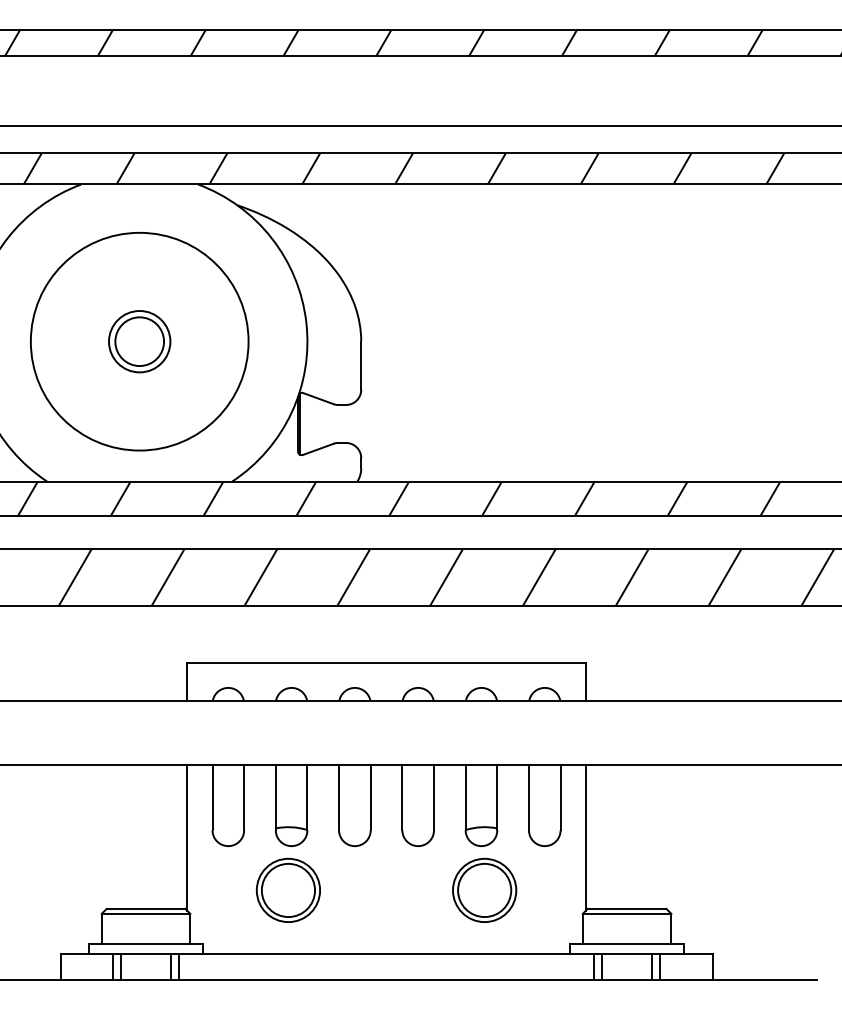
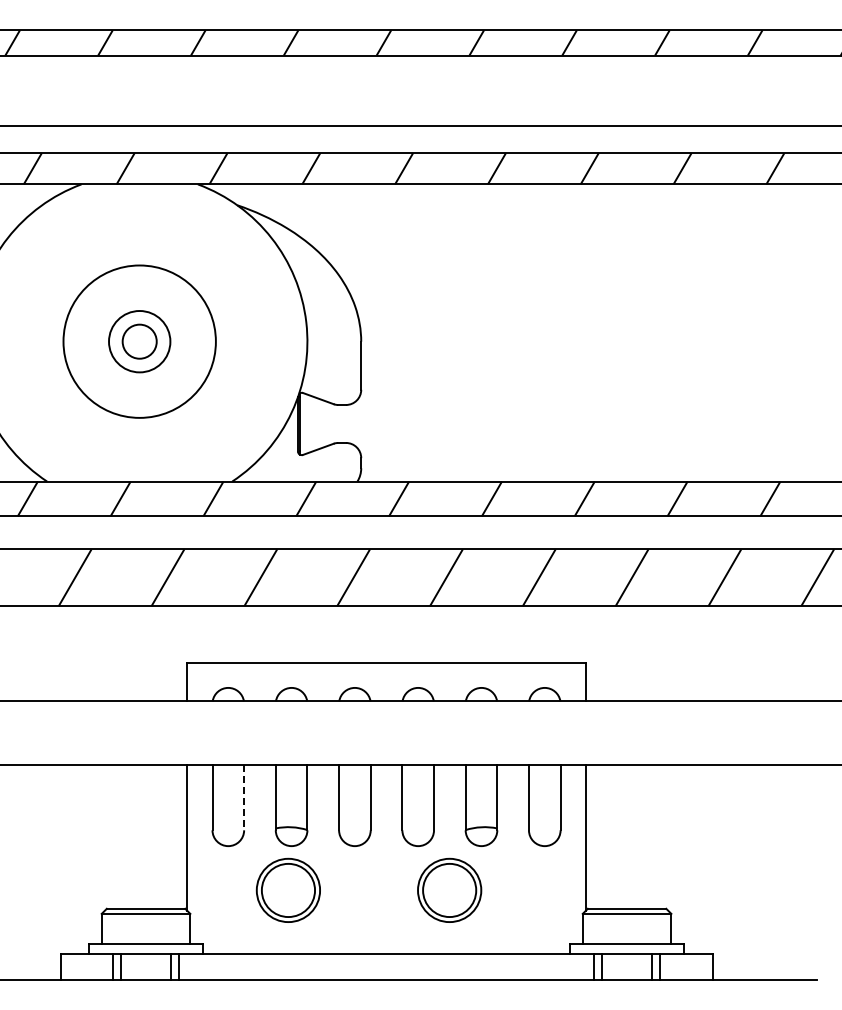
circle diameter: 218 px -> 152 px (139, 341)
circle diameter: 49 px -> 34 px (139, 341)
line: solid -> dashed (244, 797)
part position: (484, 889) -> (449, 889) (449, 889)
